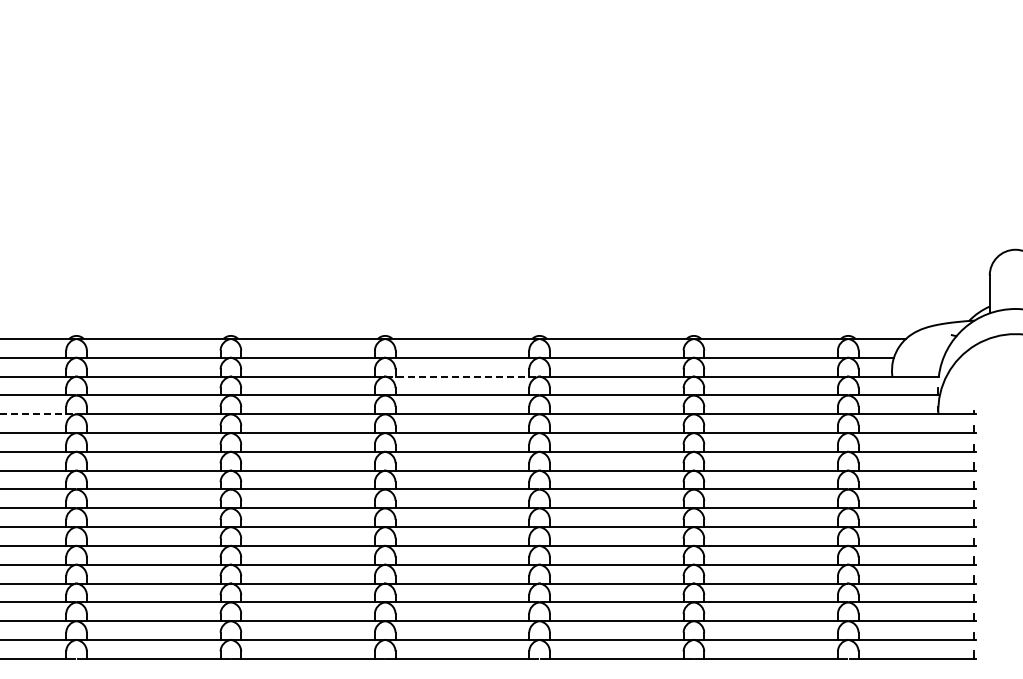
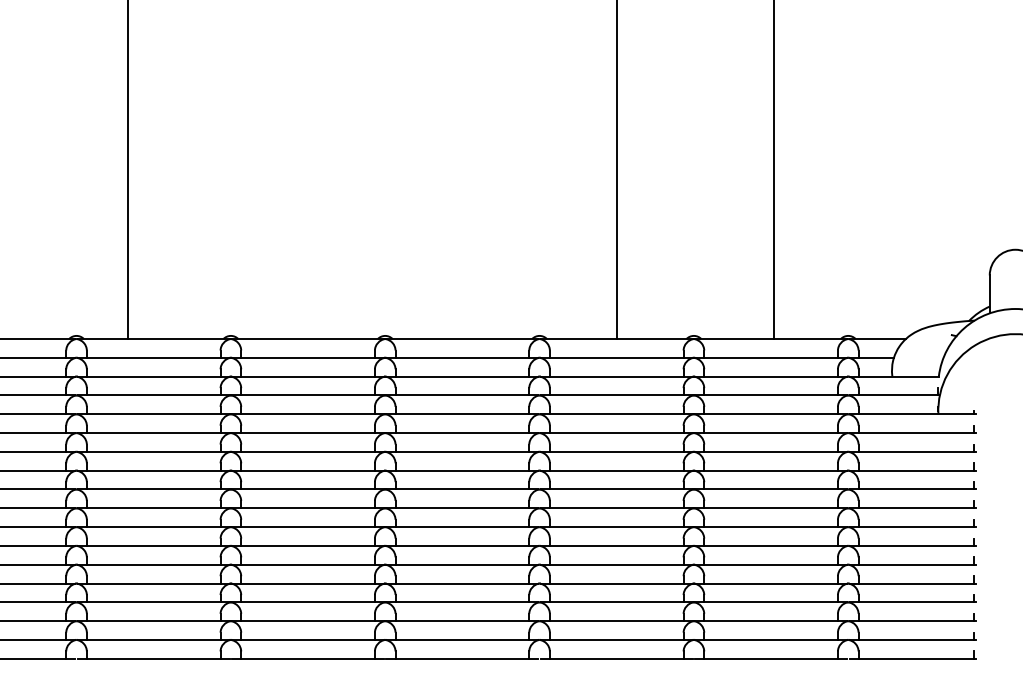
line: none -> present (128, 170)
line: none -> present (616, 170)
line: none -> present (773, 170)
line: dashed -> solid (462, 376)
line: dashed -> solid (38, 414)
